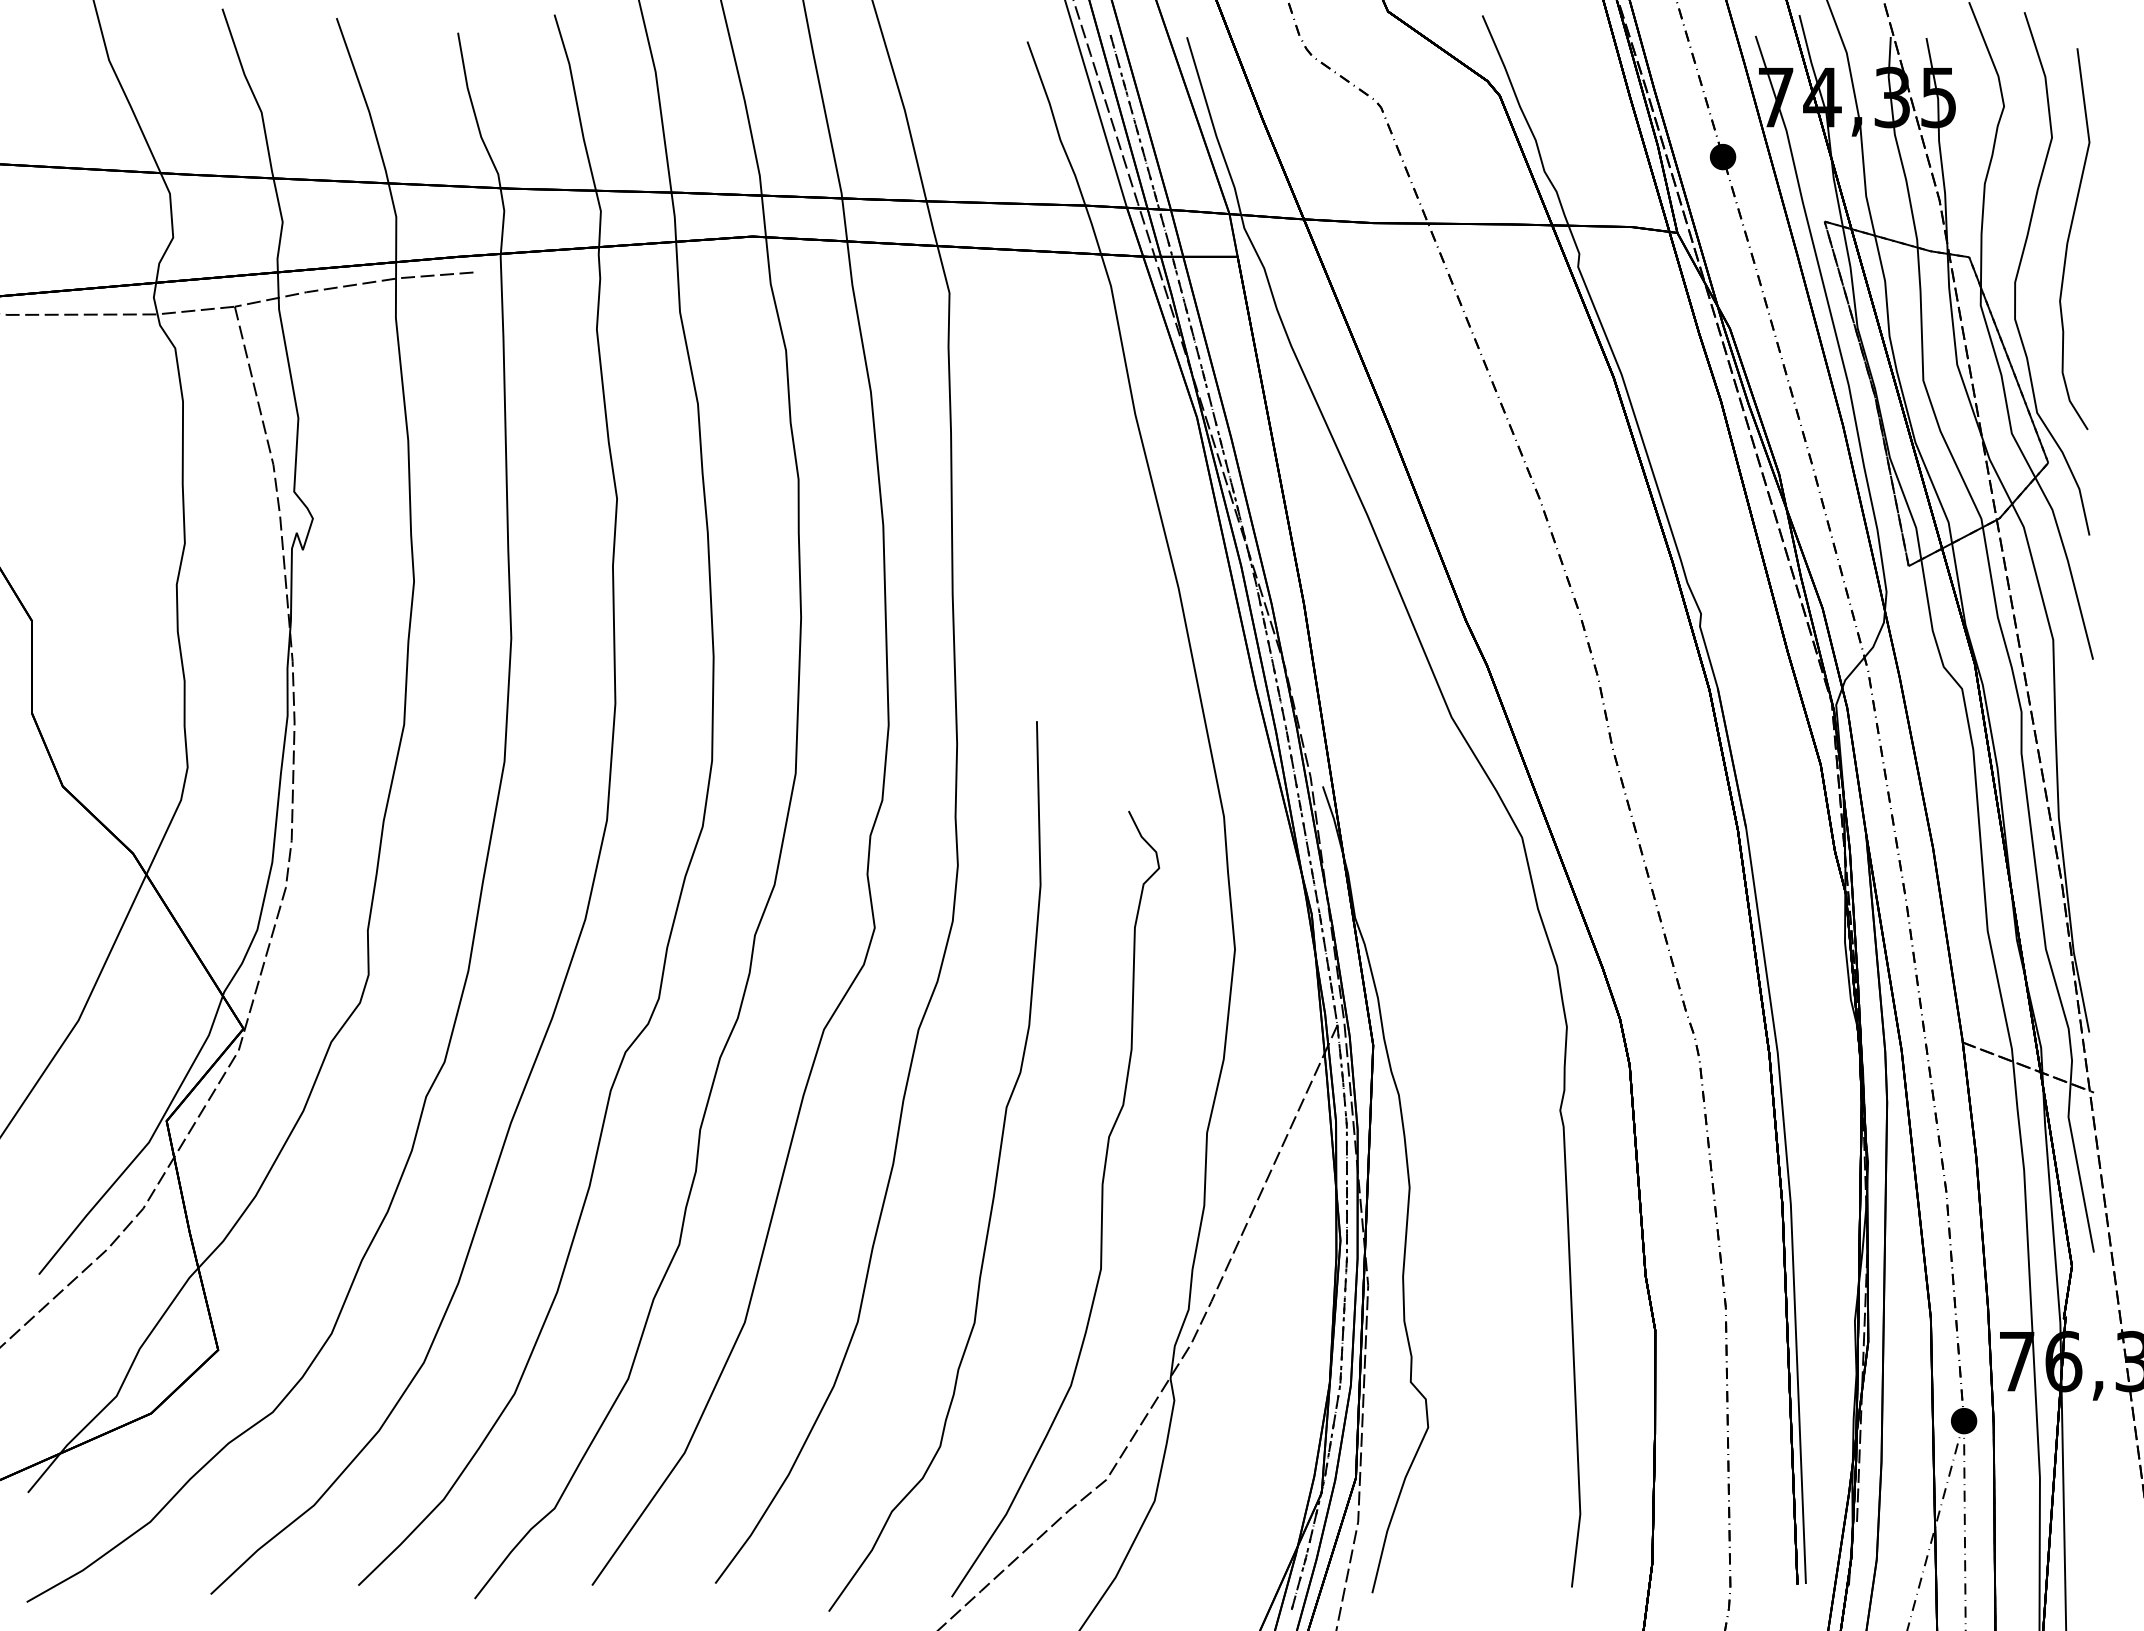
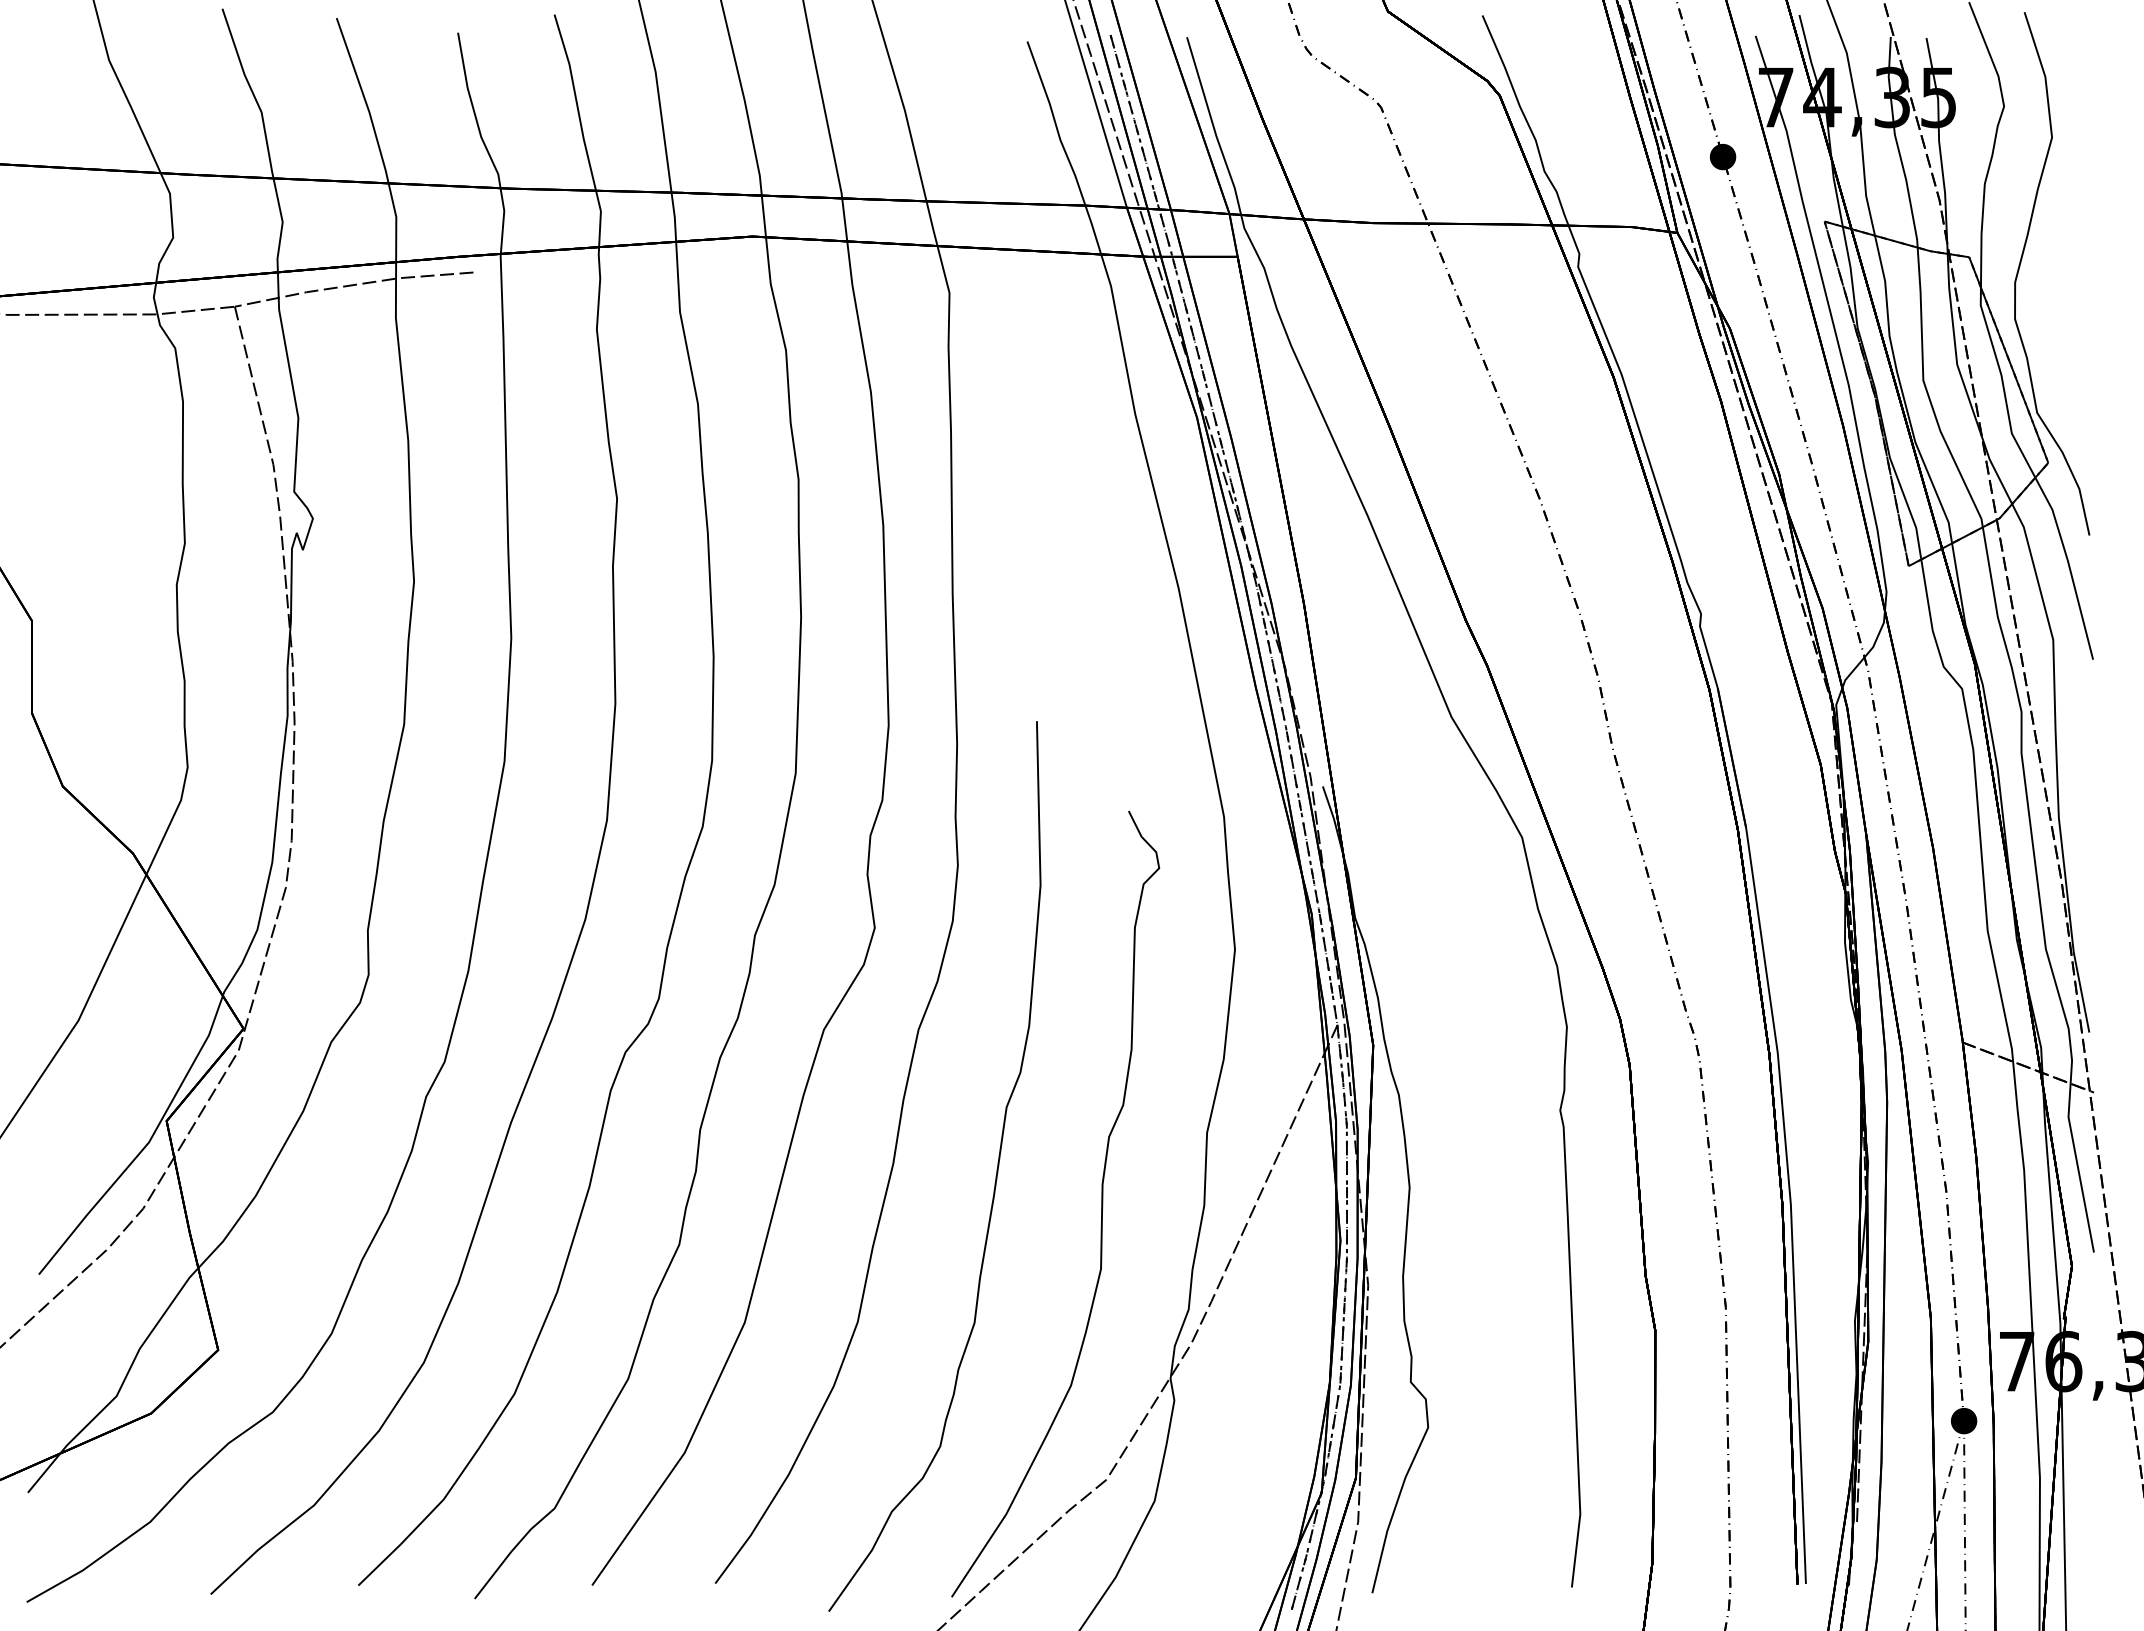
curve: present -> none (2069, 239)
